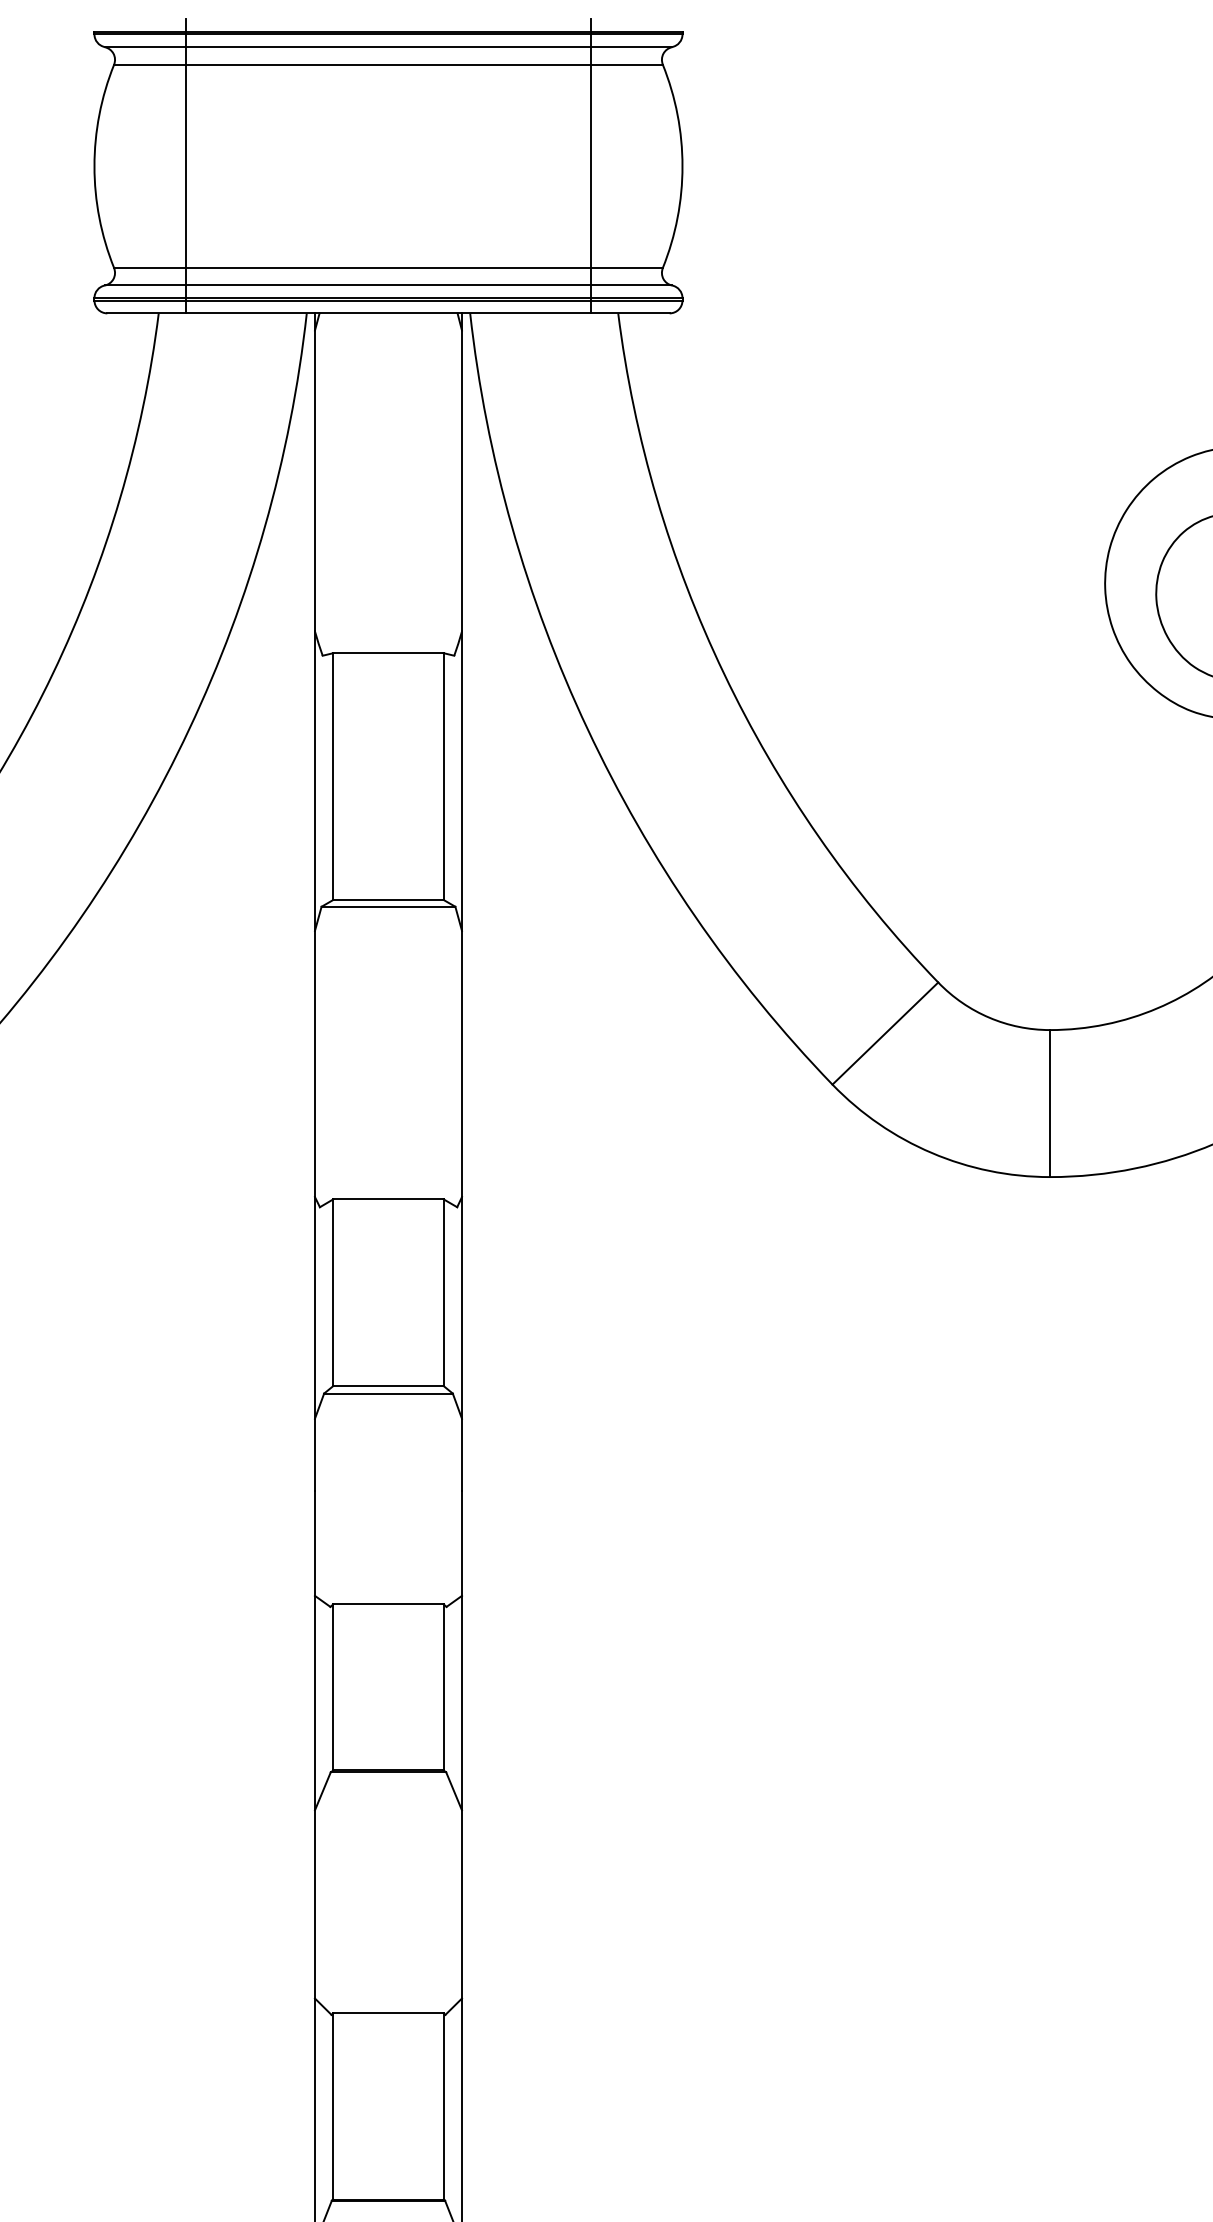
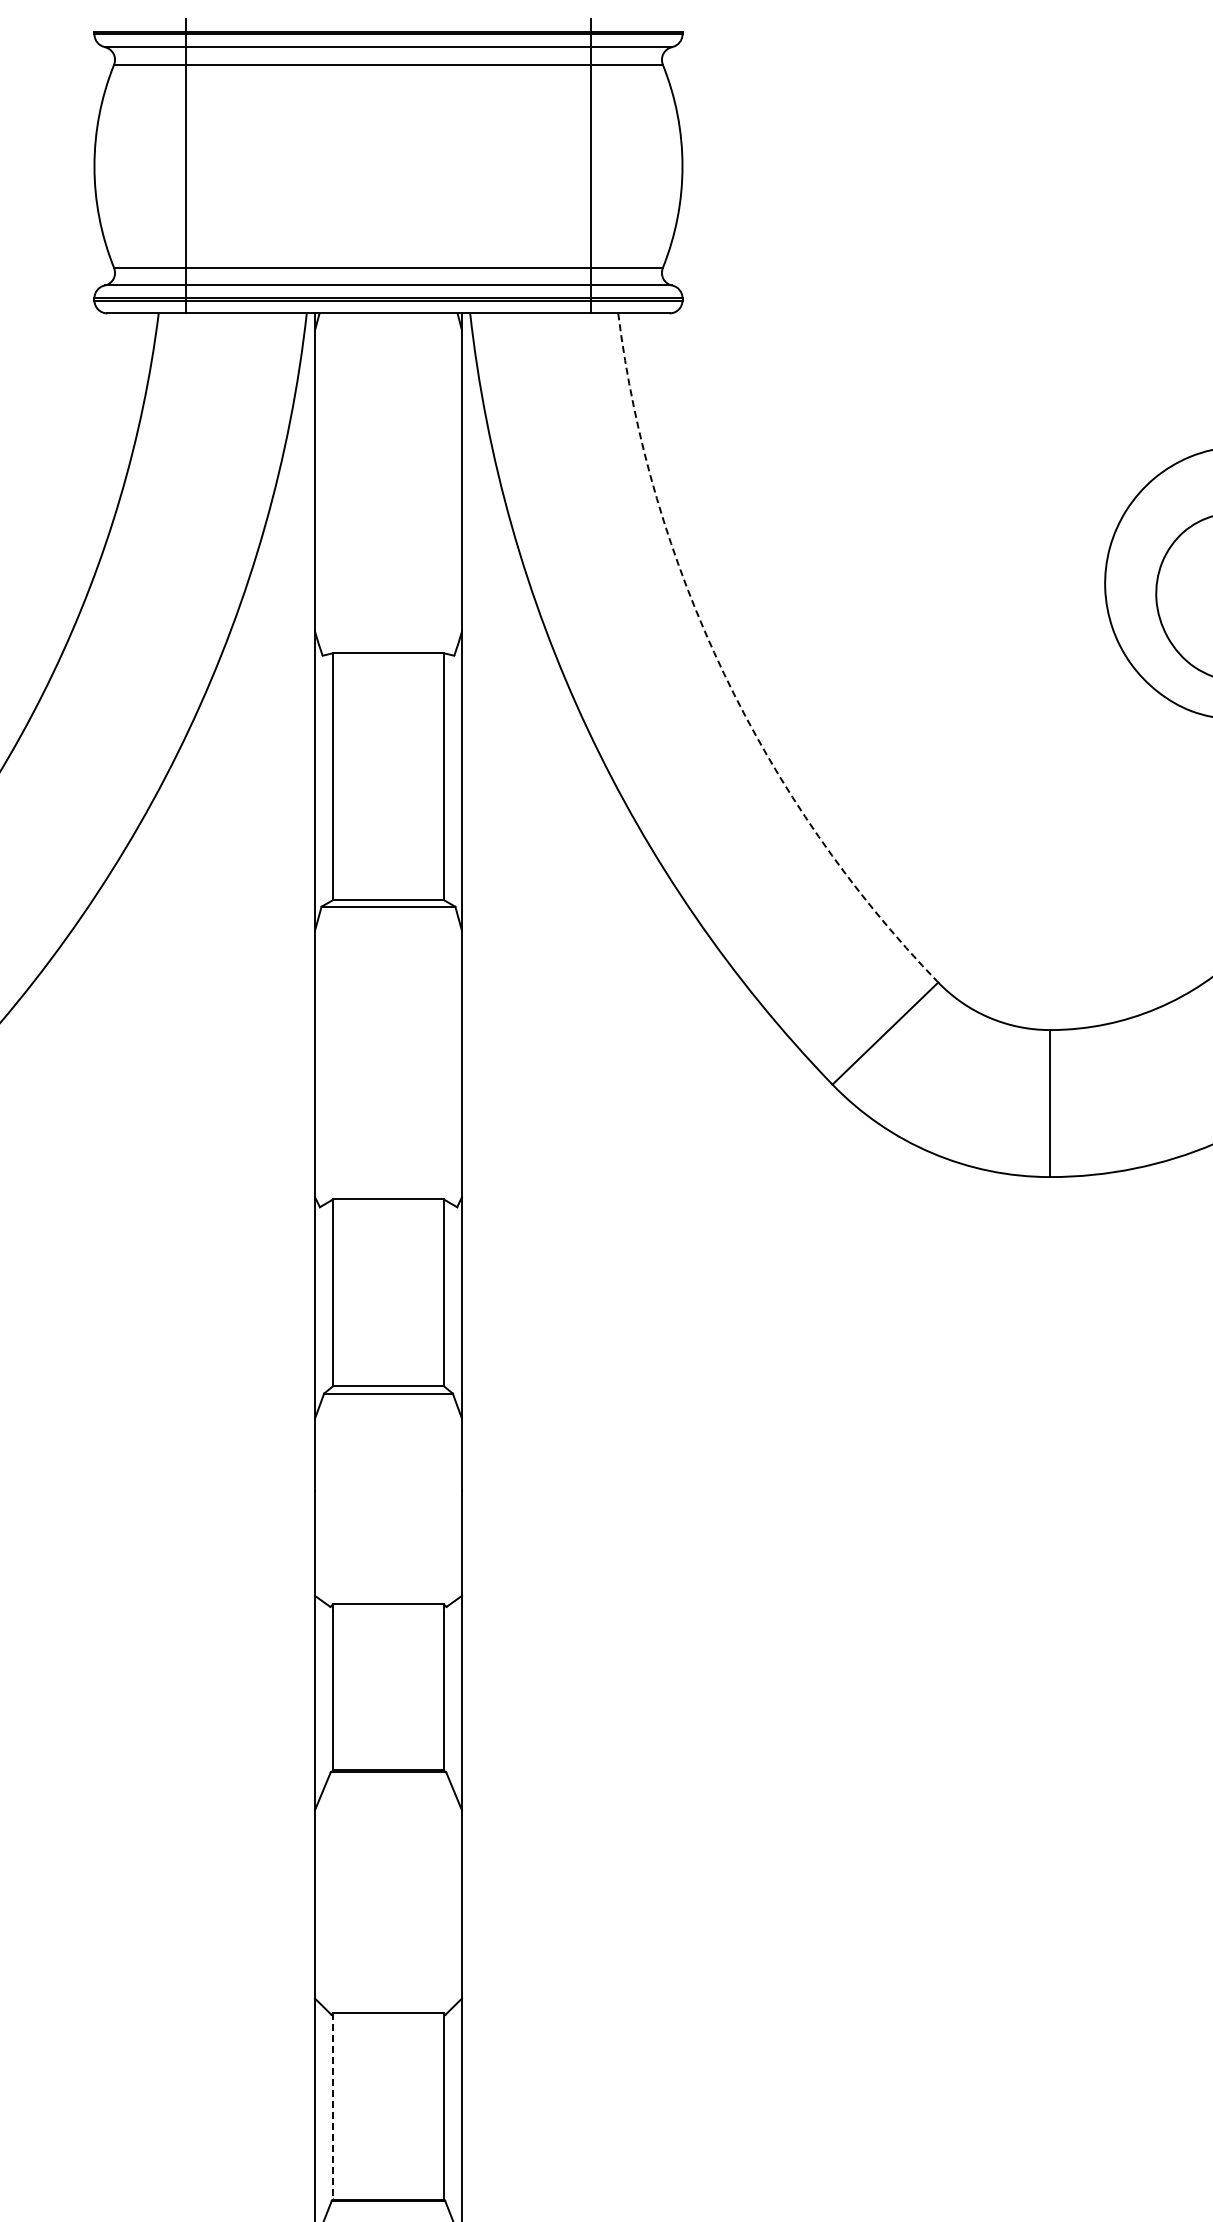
arc: solid -> dashed (724, 673)
line: solid -> dashed (333, 2106)
